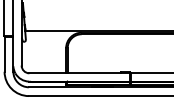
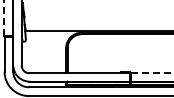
line: solid -> dashed (4, 17)
line: solid -> dashed (152, 73)
